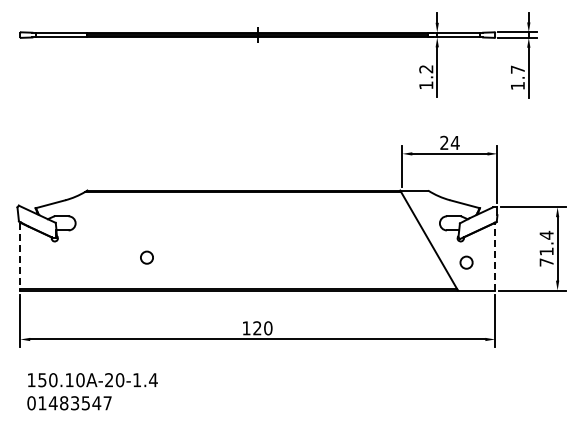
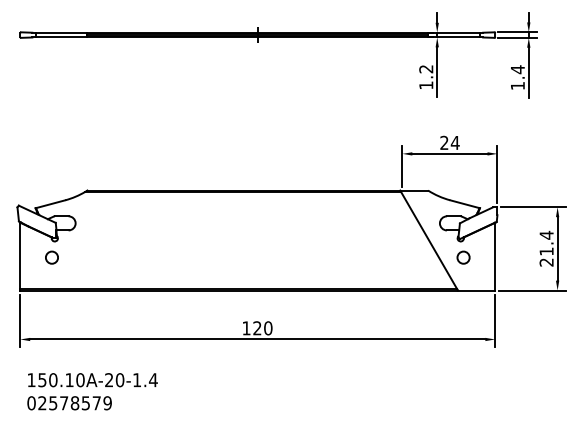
text: 1.7 -> 1.4 (517, 69)
line: dashed -> solid (20, 256)
line: dashed -> solid (495, 256)
circle position: (146, 257) -> (51, 257) (51, 257)
circle position: (466, 262) -> (463, 257) (463, 257)
text: 71.4 -> 21.4 (546, 262)
text: 01483547 -> 02578579 (74, 403)
